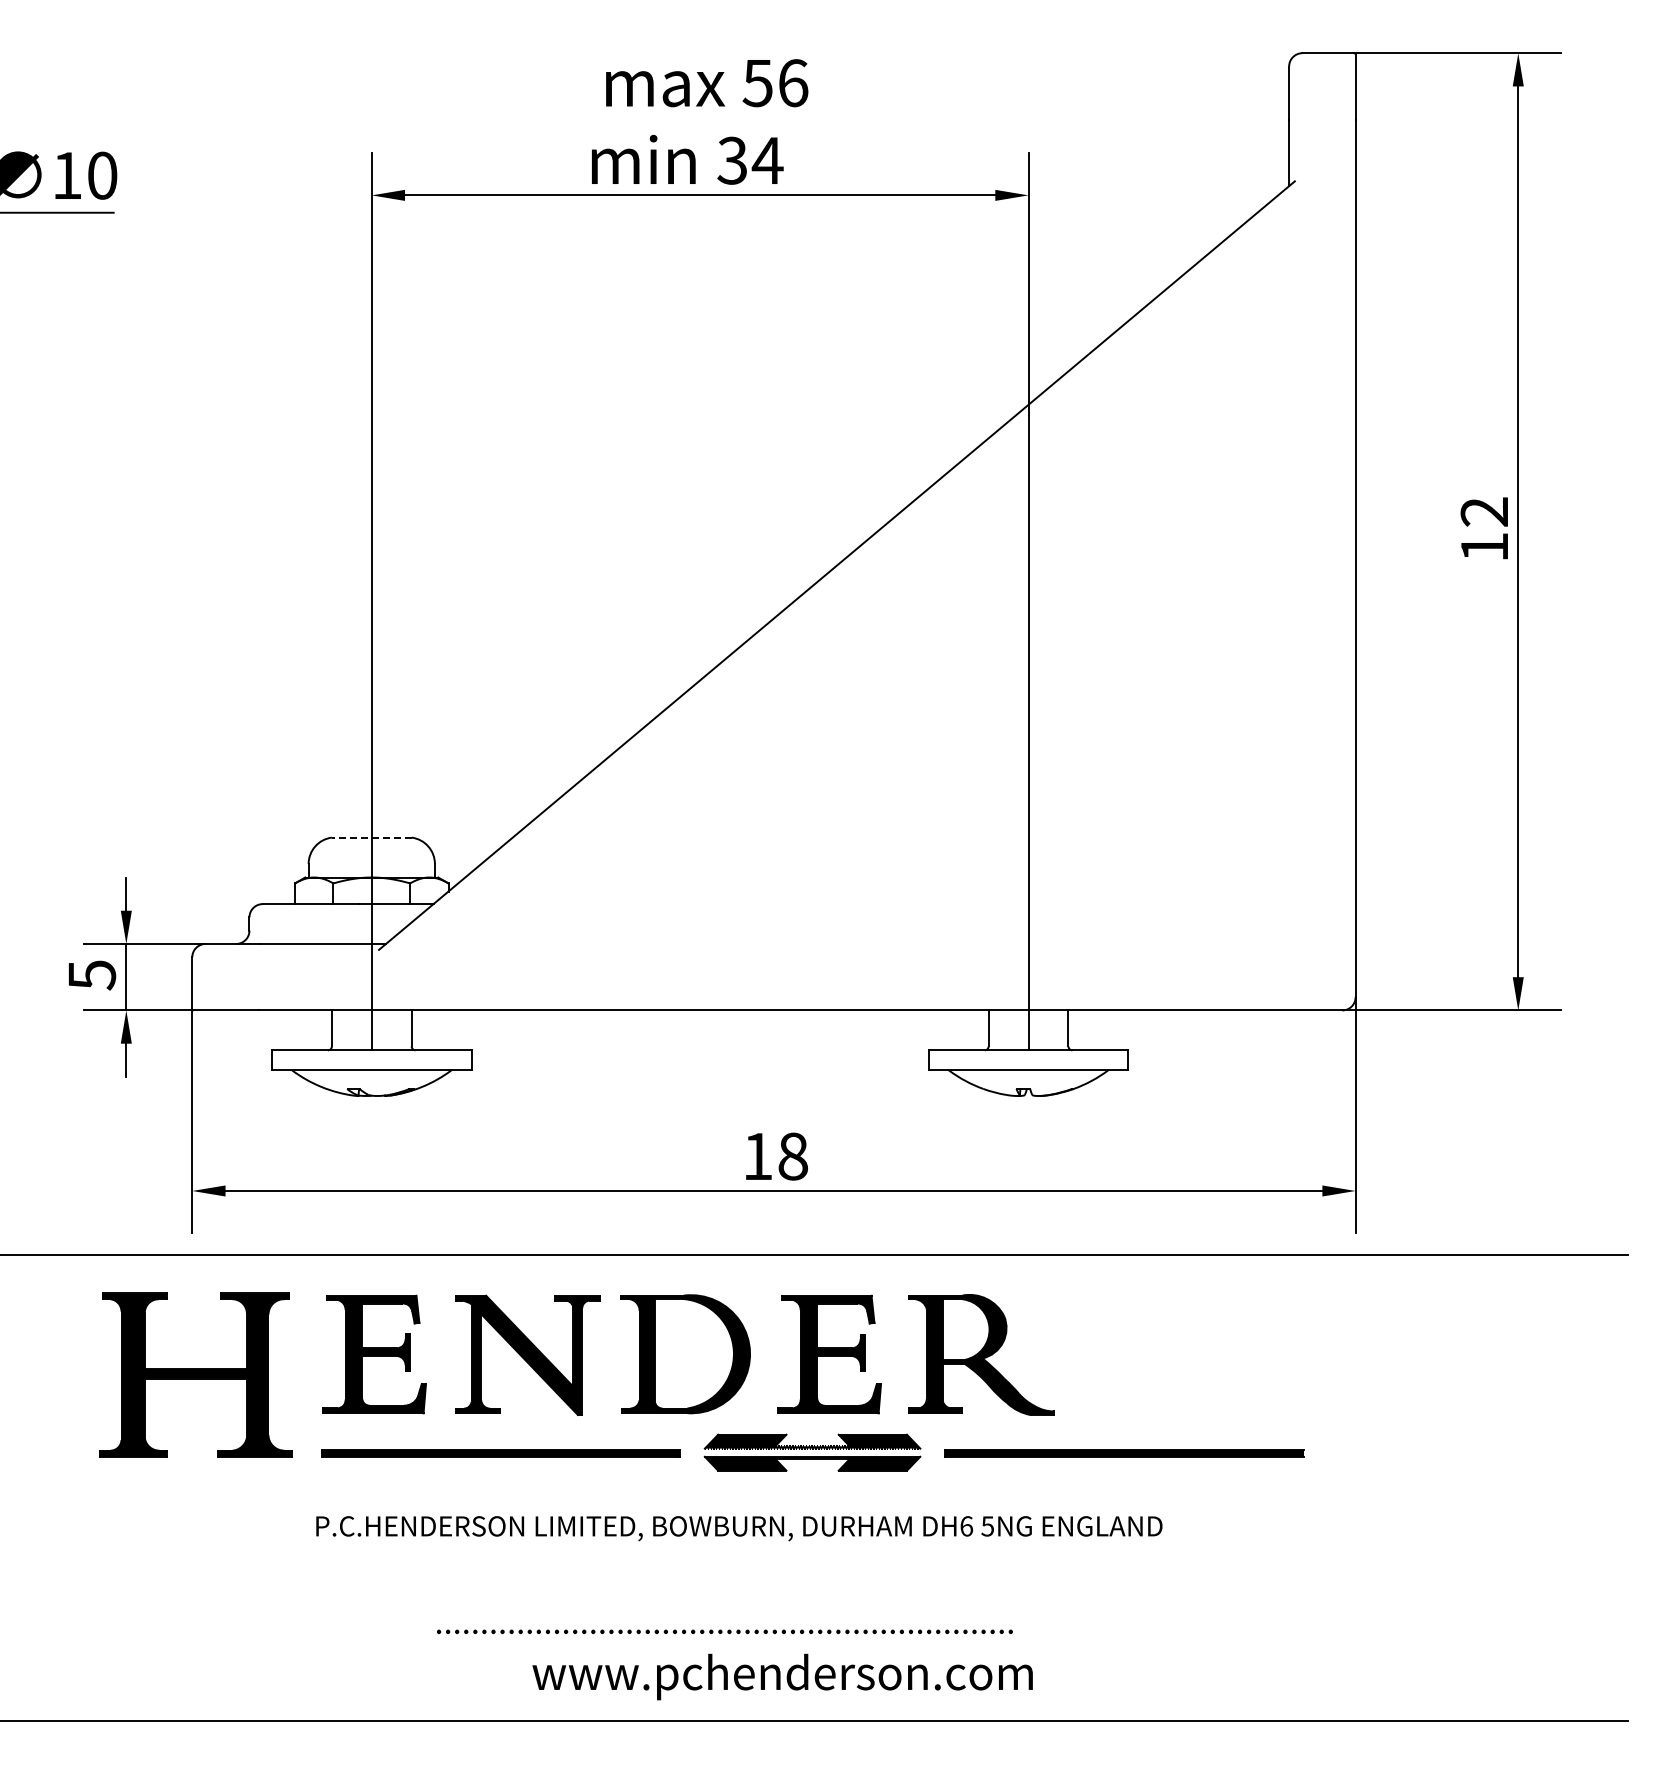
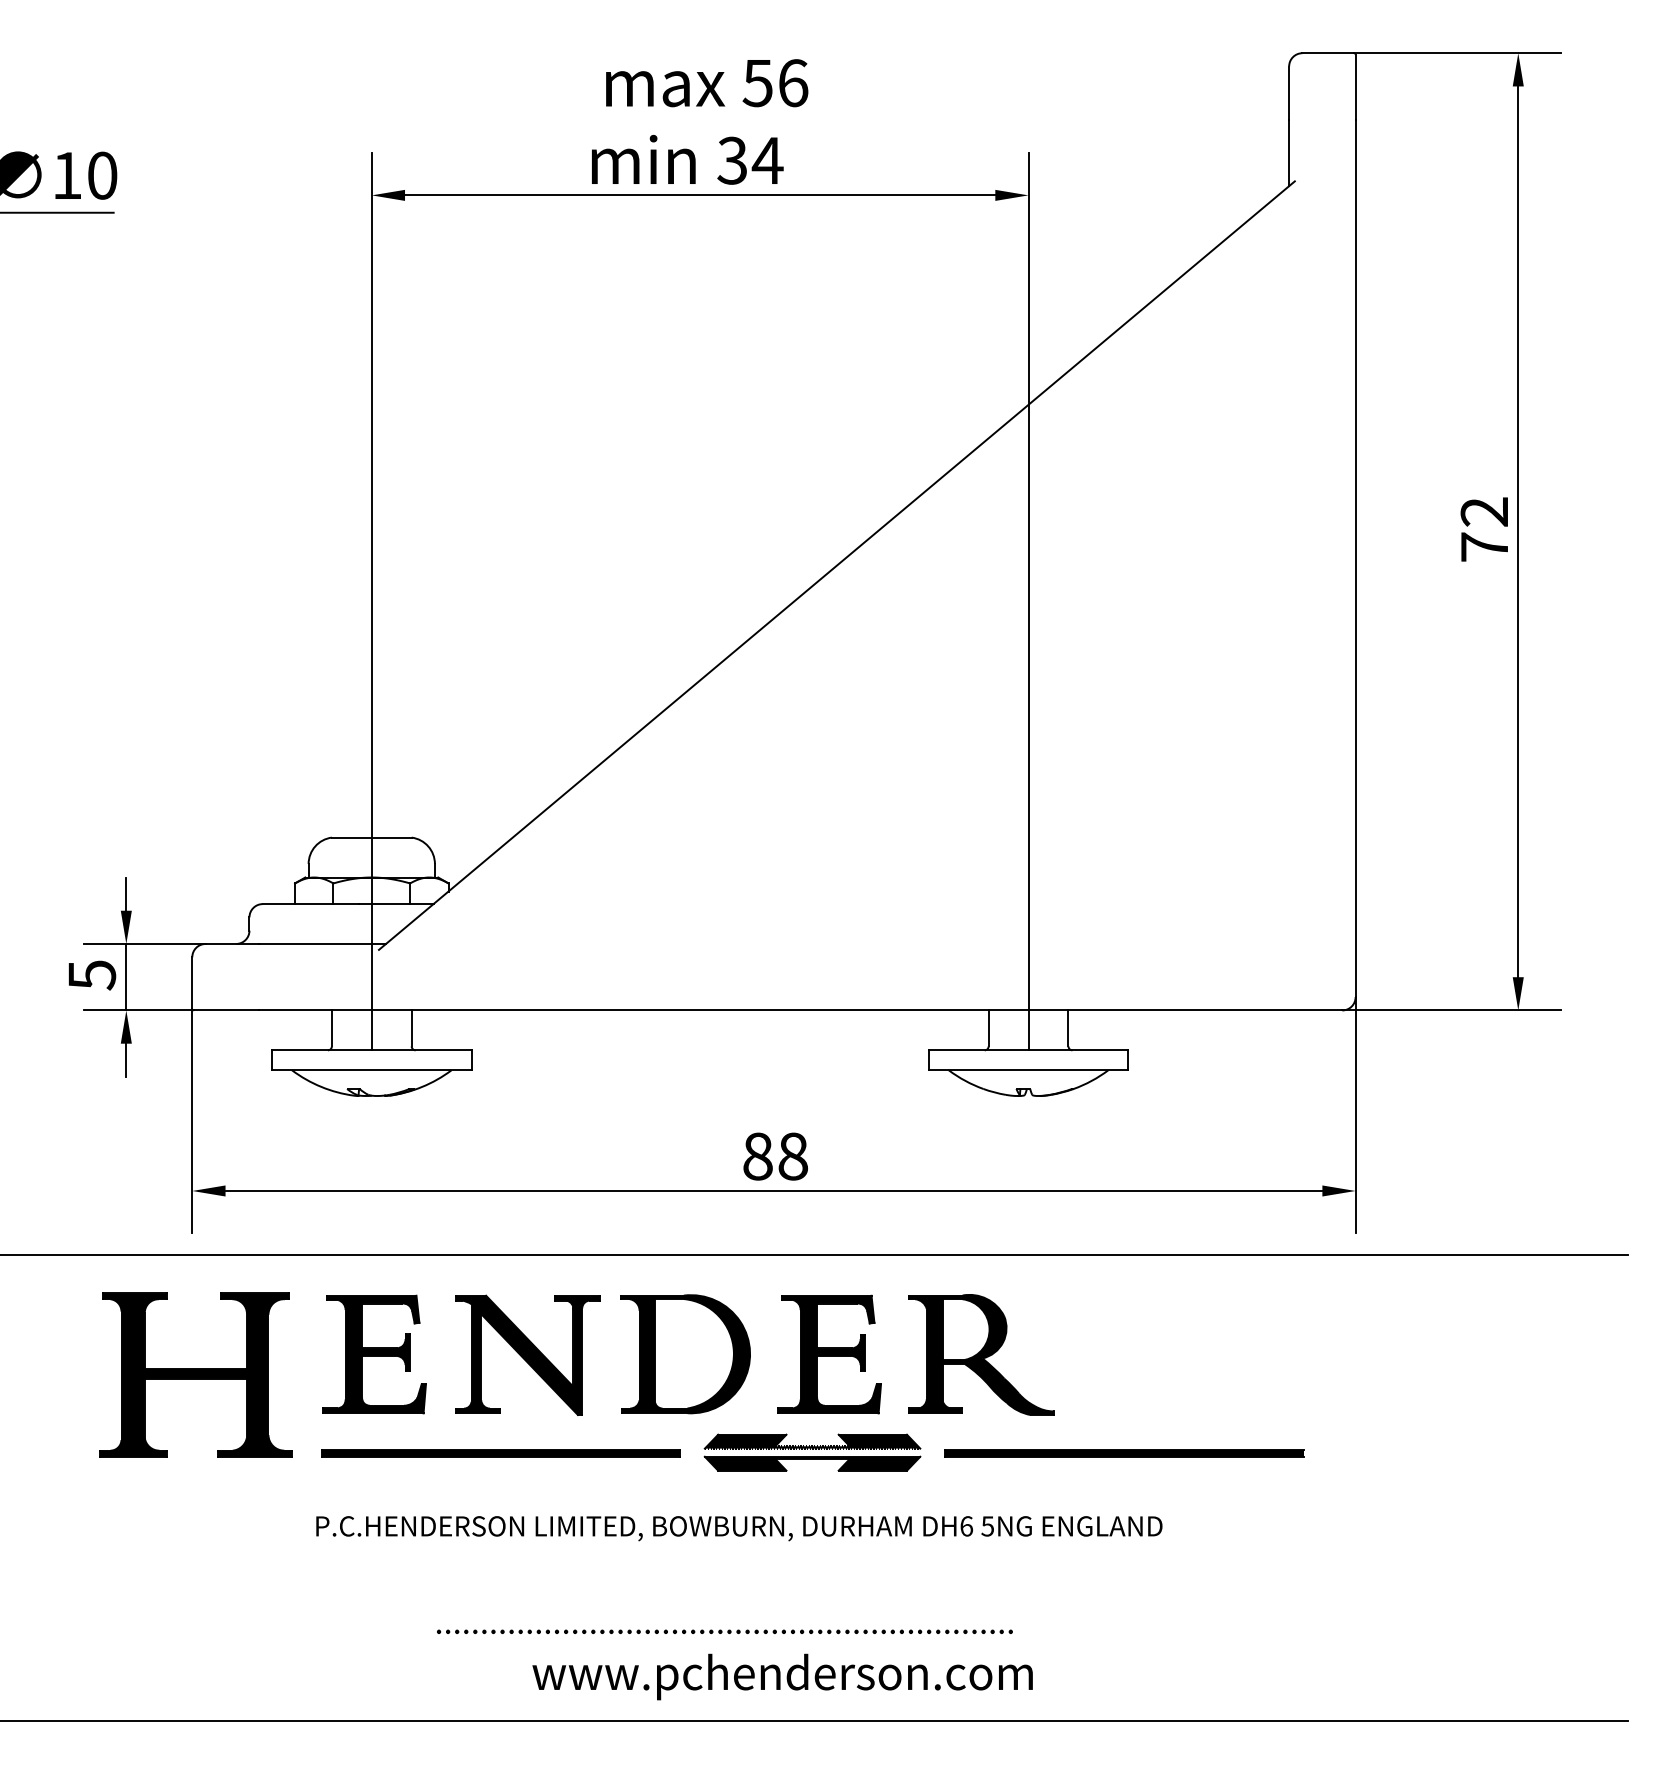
text: 12 -> 72 (1484, 546)
line: dashed -> solid (371, 837)
text: 18 -> 88 (757, 1156)
